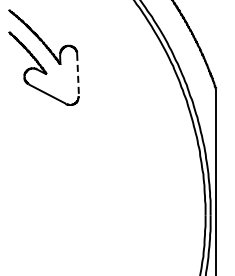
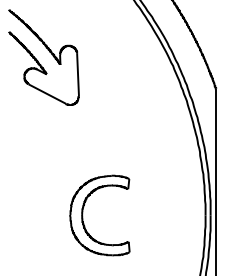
line: dashed -> solid (78, 75)
part: none -> present (83, 216)
